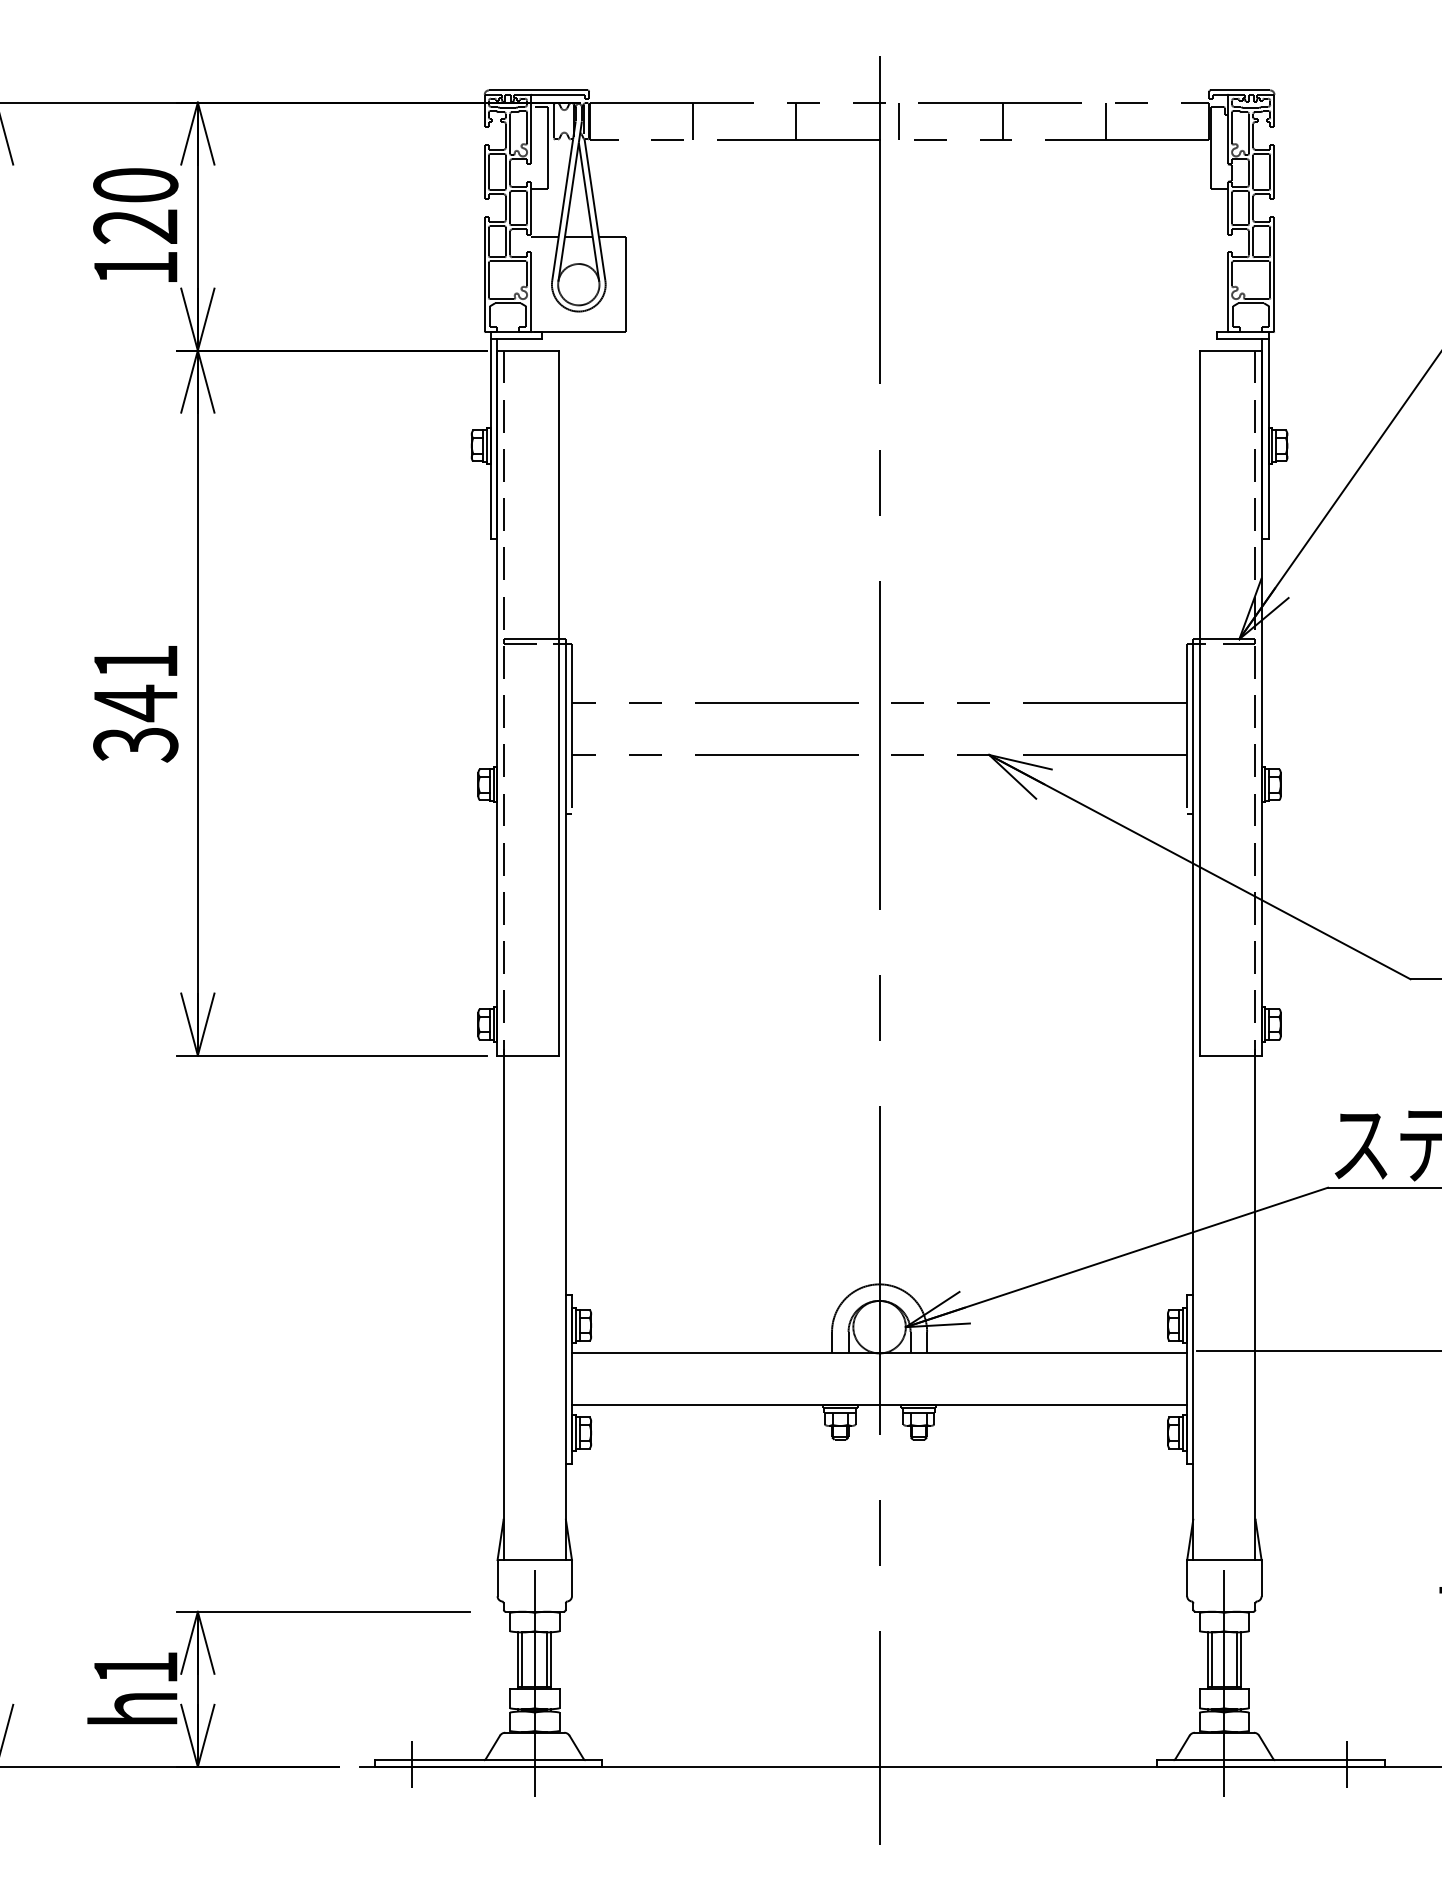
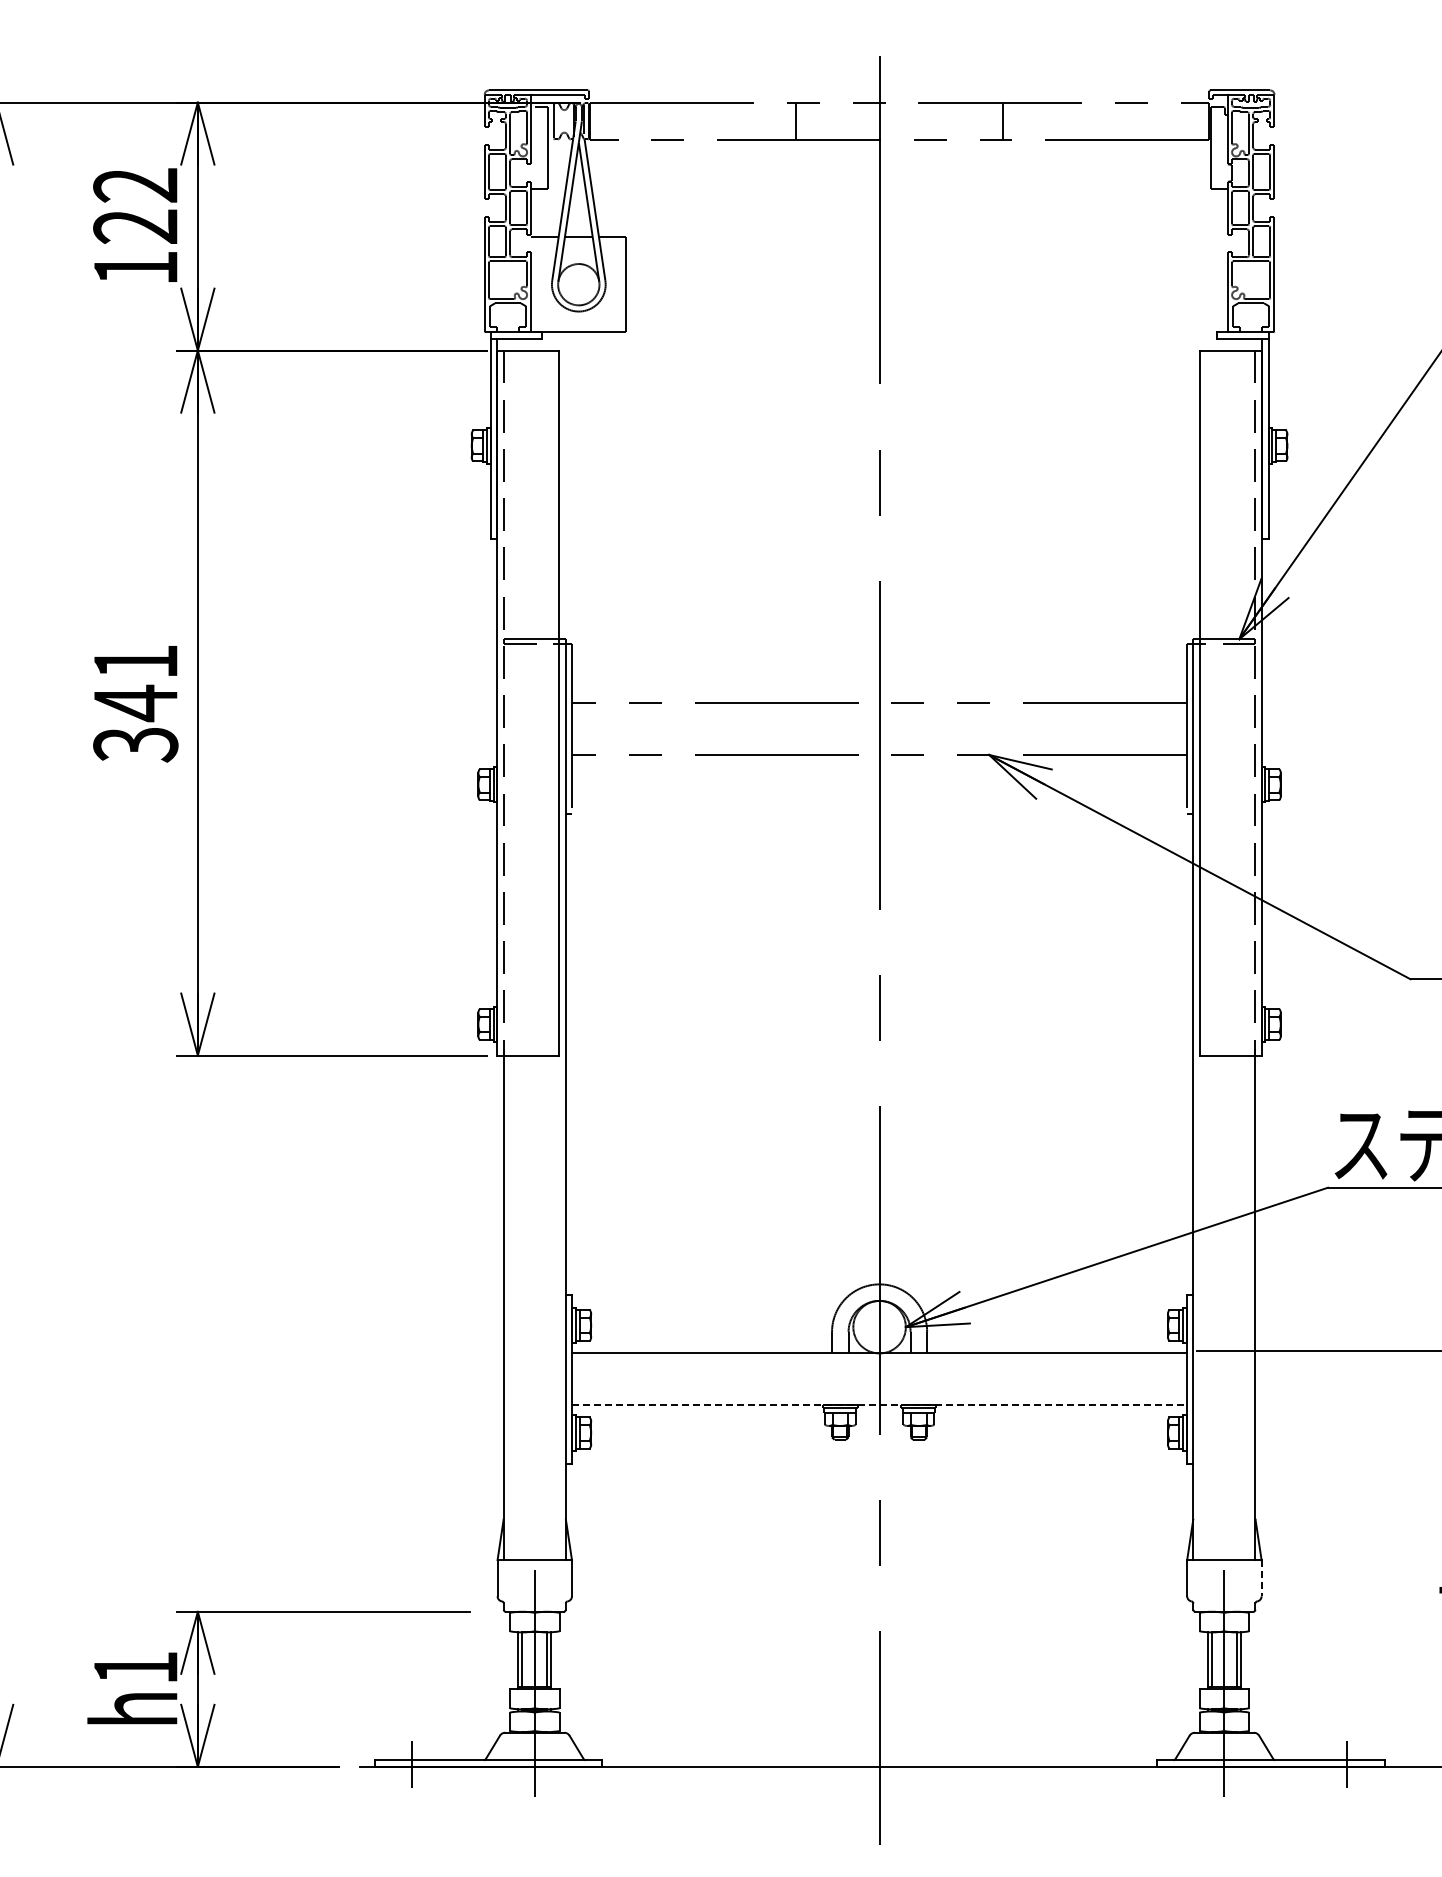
line: present -> none (692, 121)
line: present -> none (898, 121)
line: present -> none (1105, 121)
text: 120 -> 122 (135, 185)
line: solid -> dashed (880, 1405)
line: solid -> dashed (1261, 1578)
